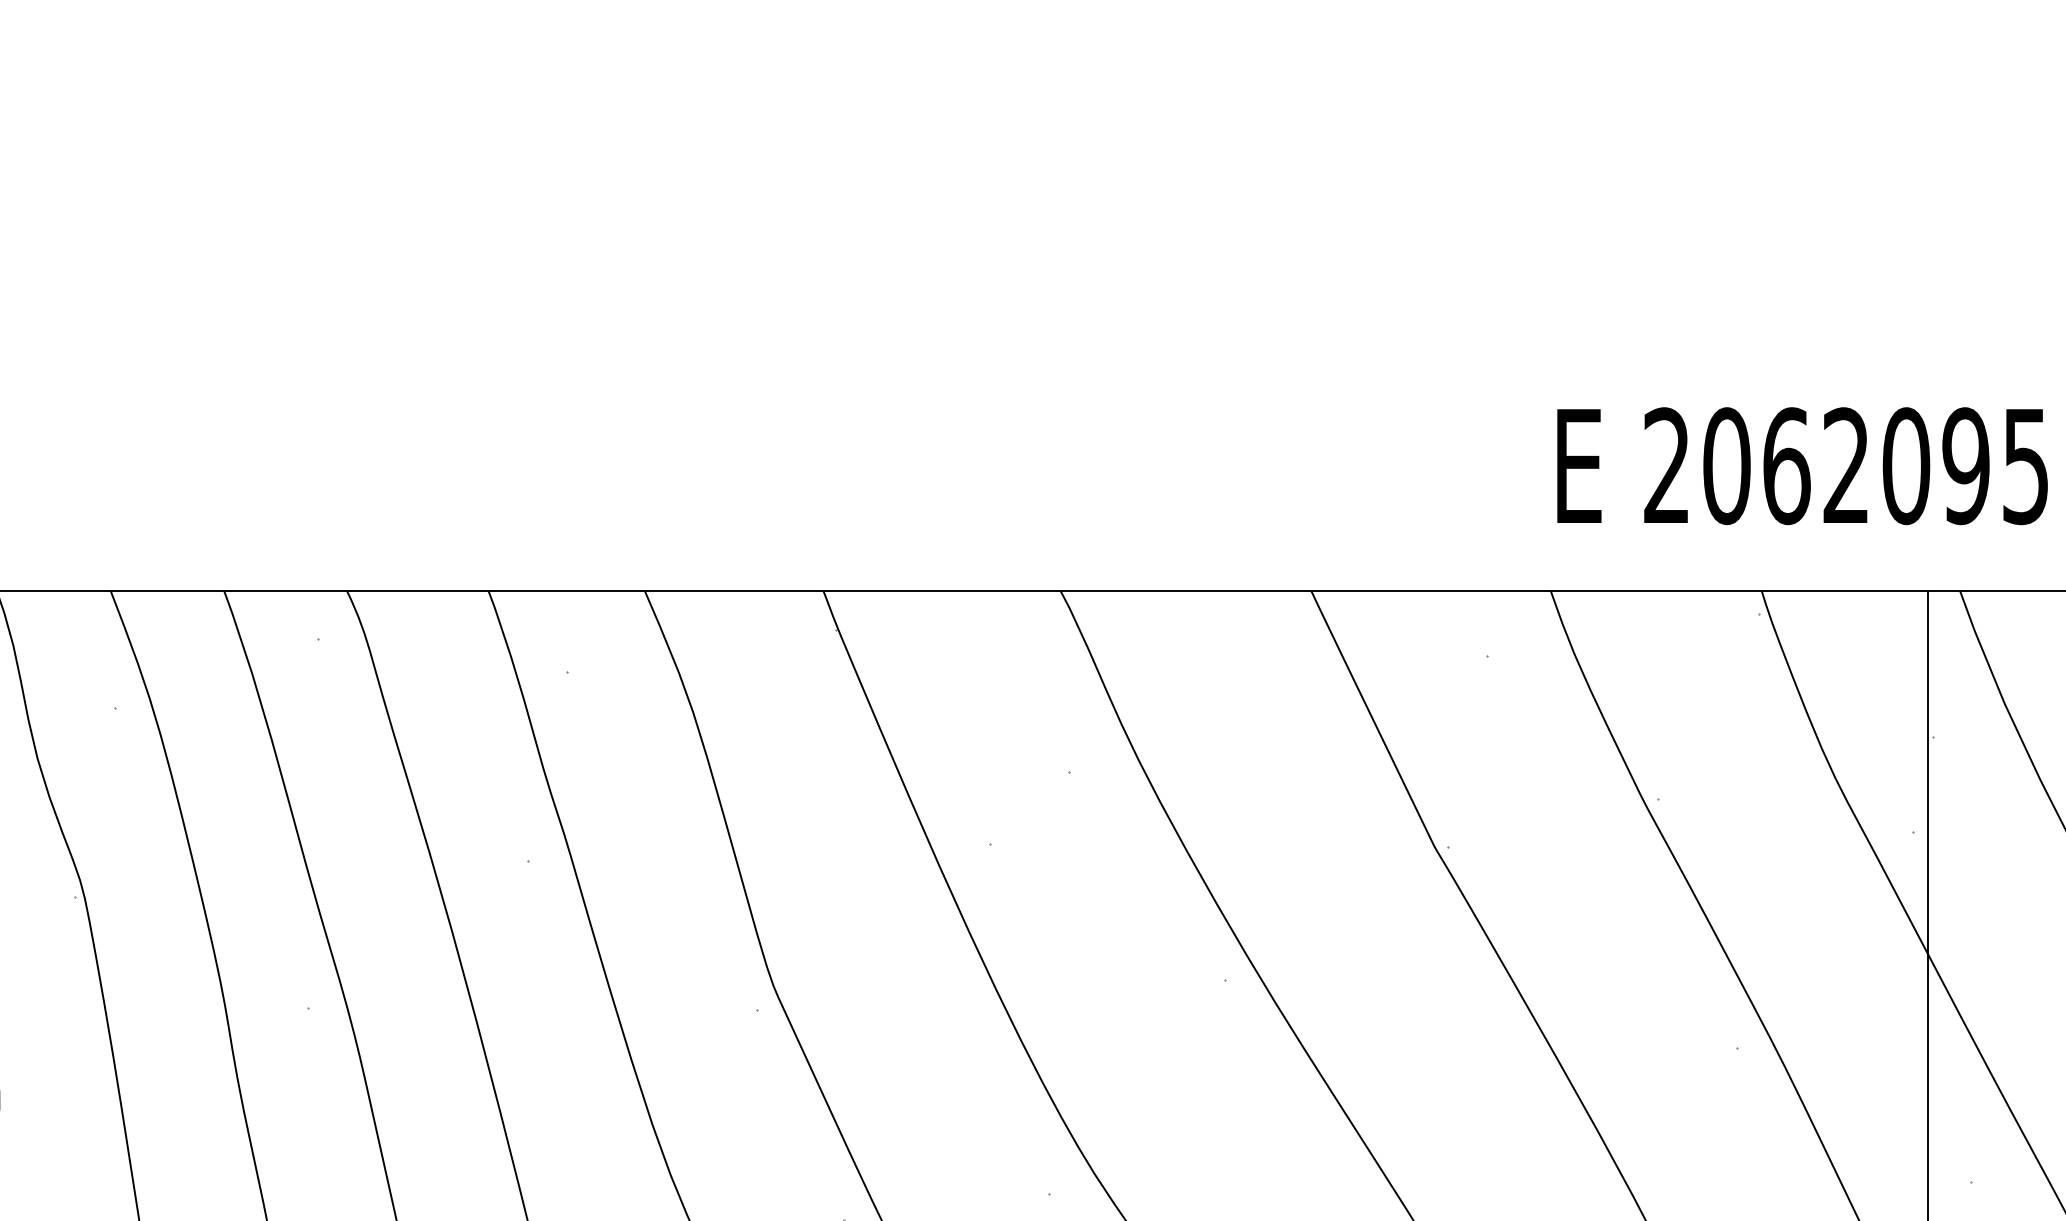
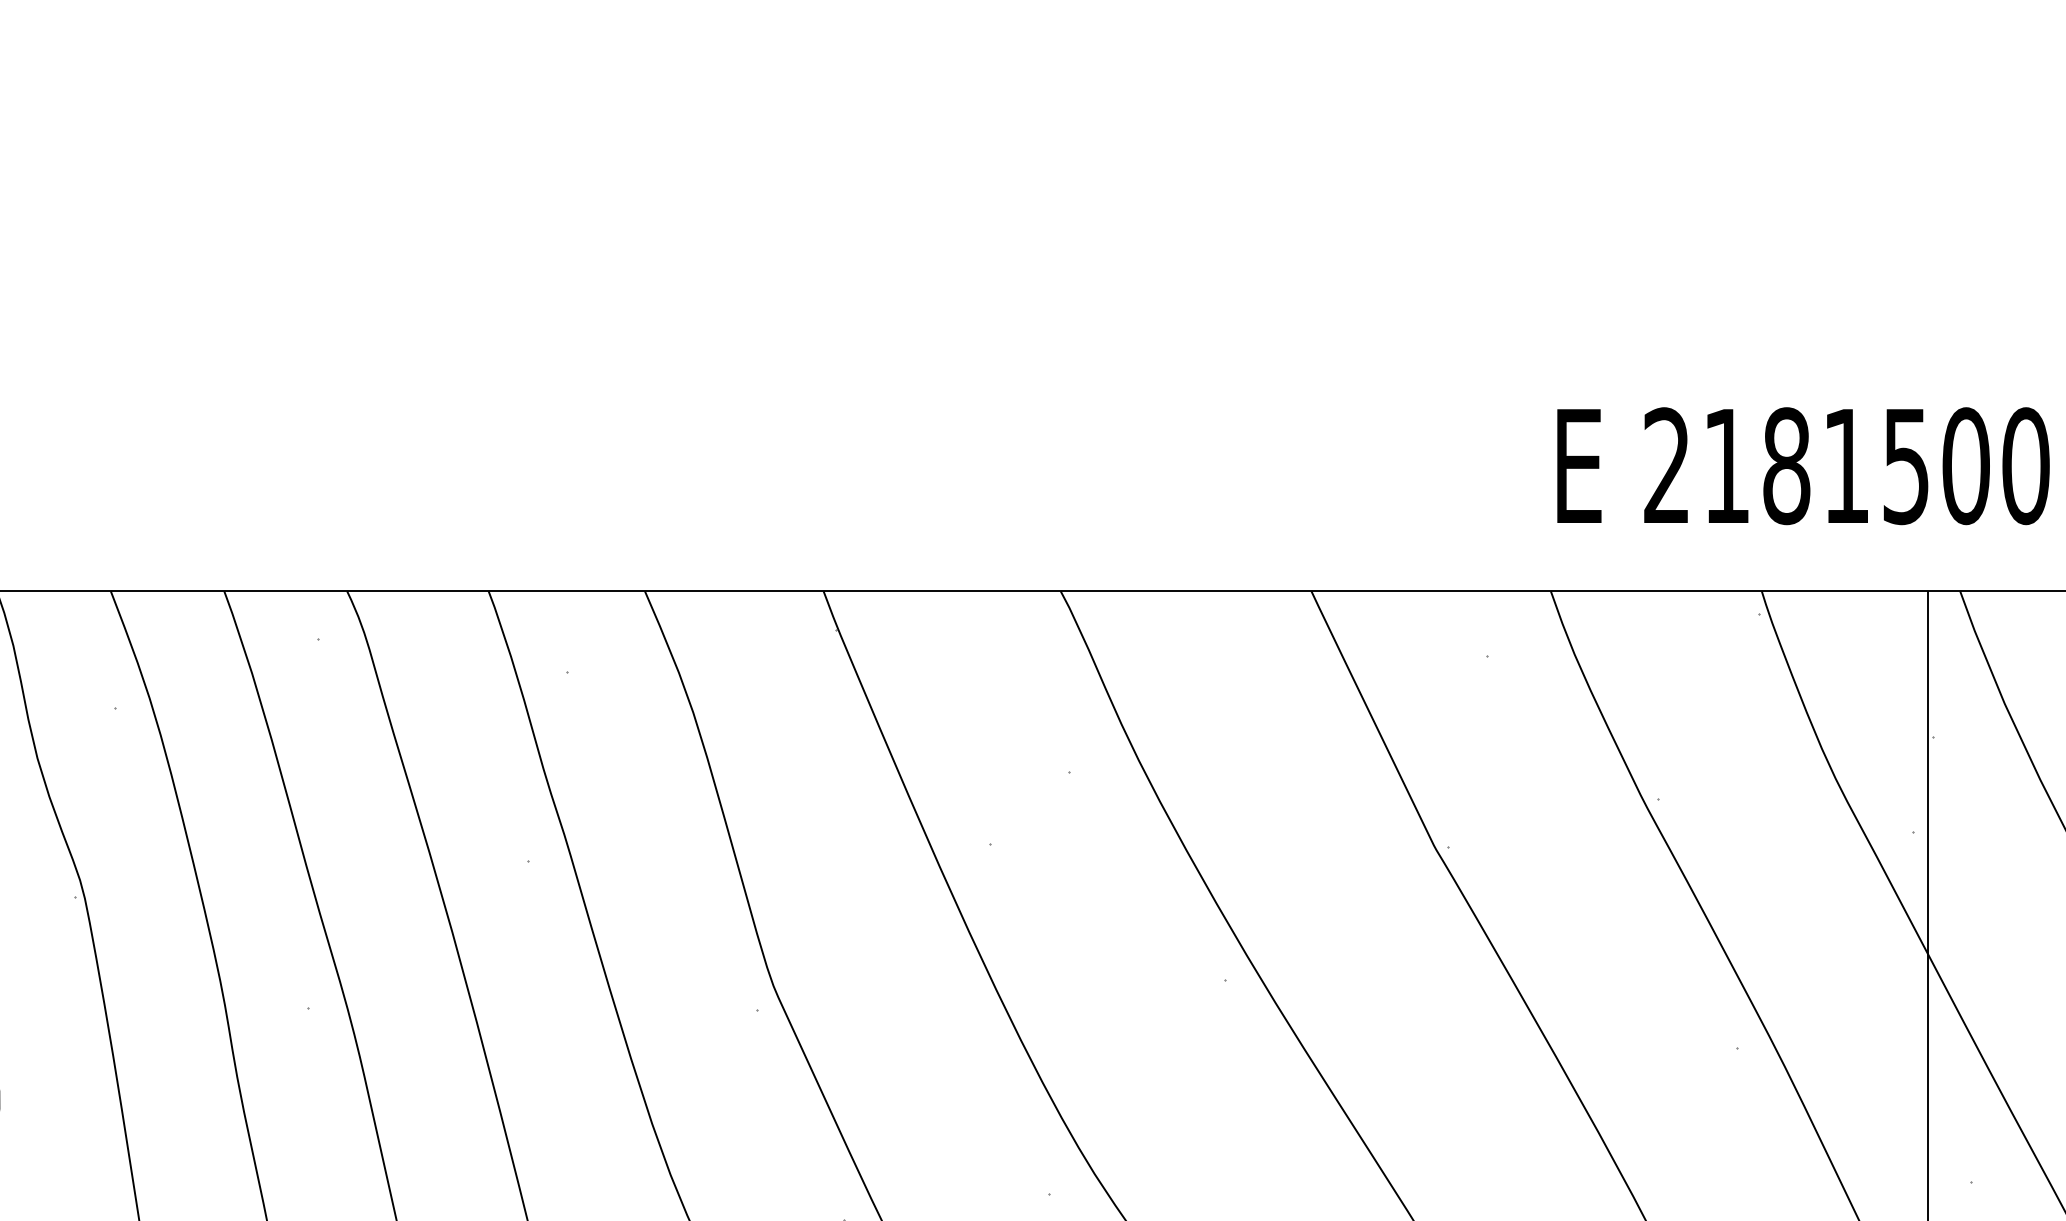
text: 2062095 -> 2181500 (1876, 466)
